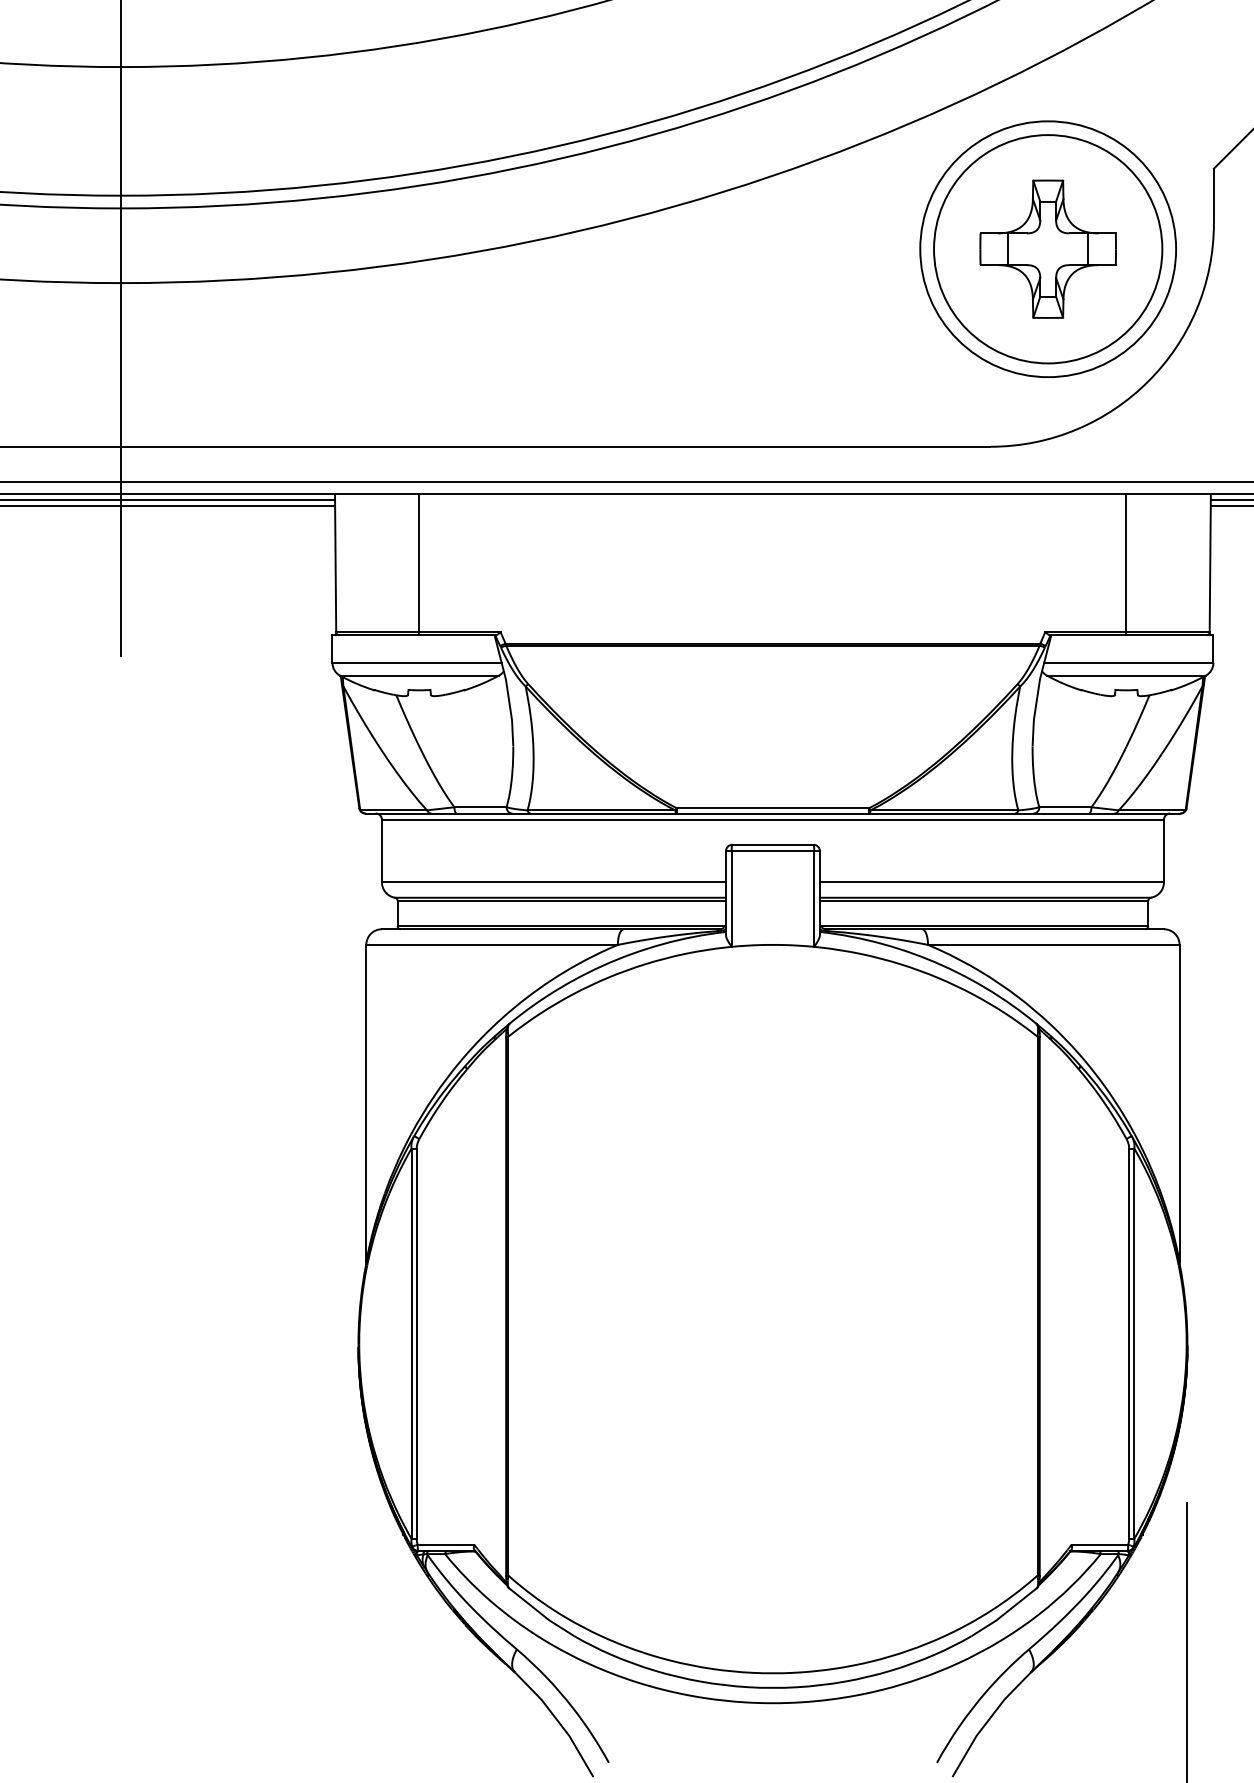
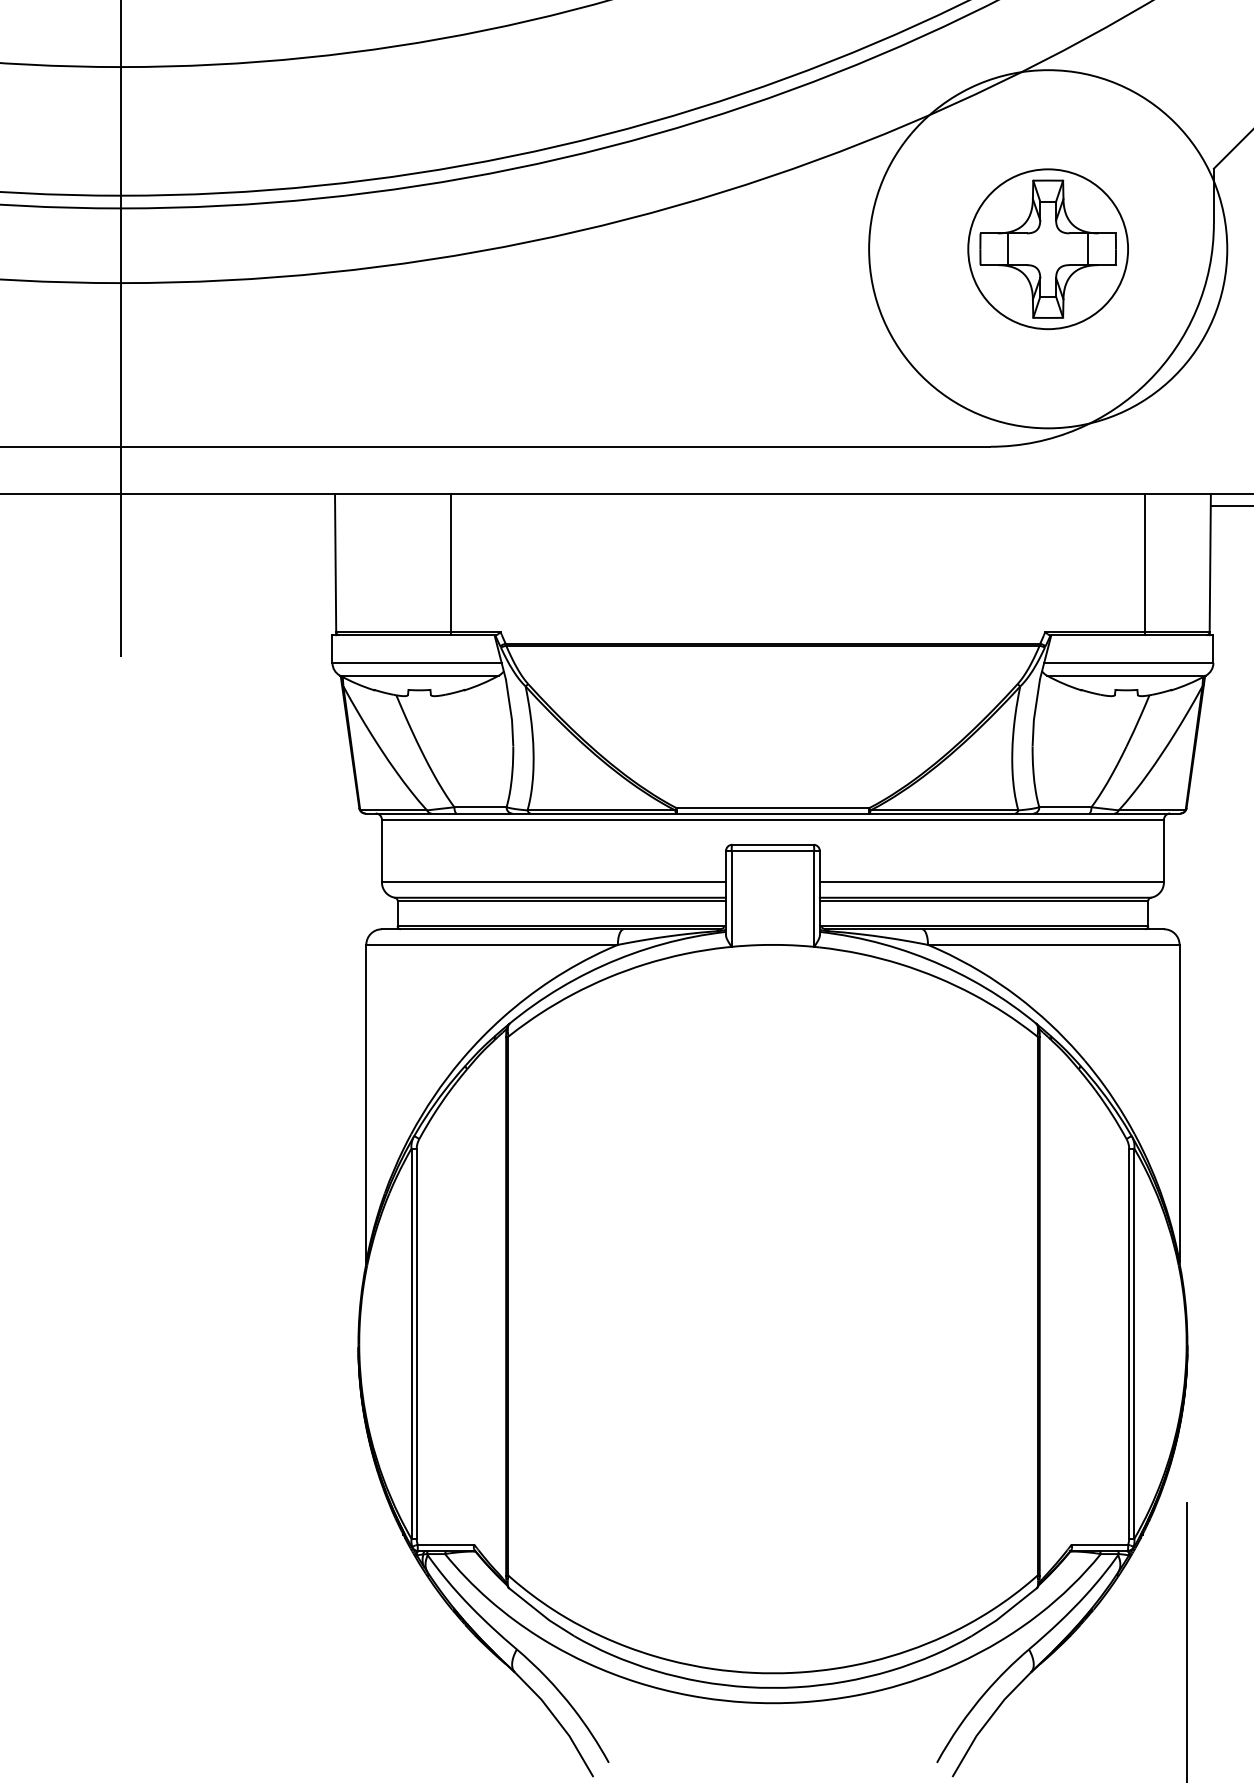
circle diameter: 228 px -> 160 px (1048, 249)
circle diameter: 256 px -> 358 px (1048, 249)
line: present -> none (626, 482)
line: present -> none (168, 500)
line: present -> none (1230, 500)
line: present -> none (168, 506)
line position: (419, 564) -> (451, 564) (451, 564)
line position: (1126, 564) -> (1145, 564) (1145, 564)
